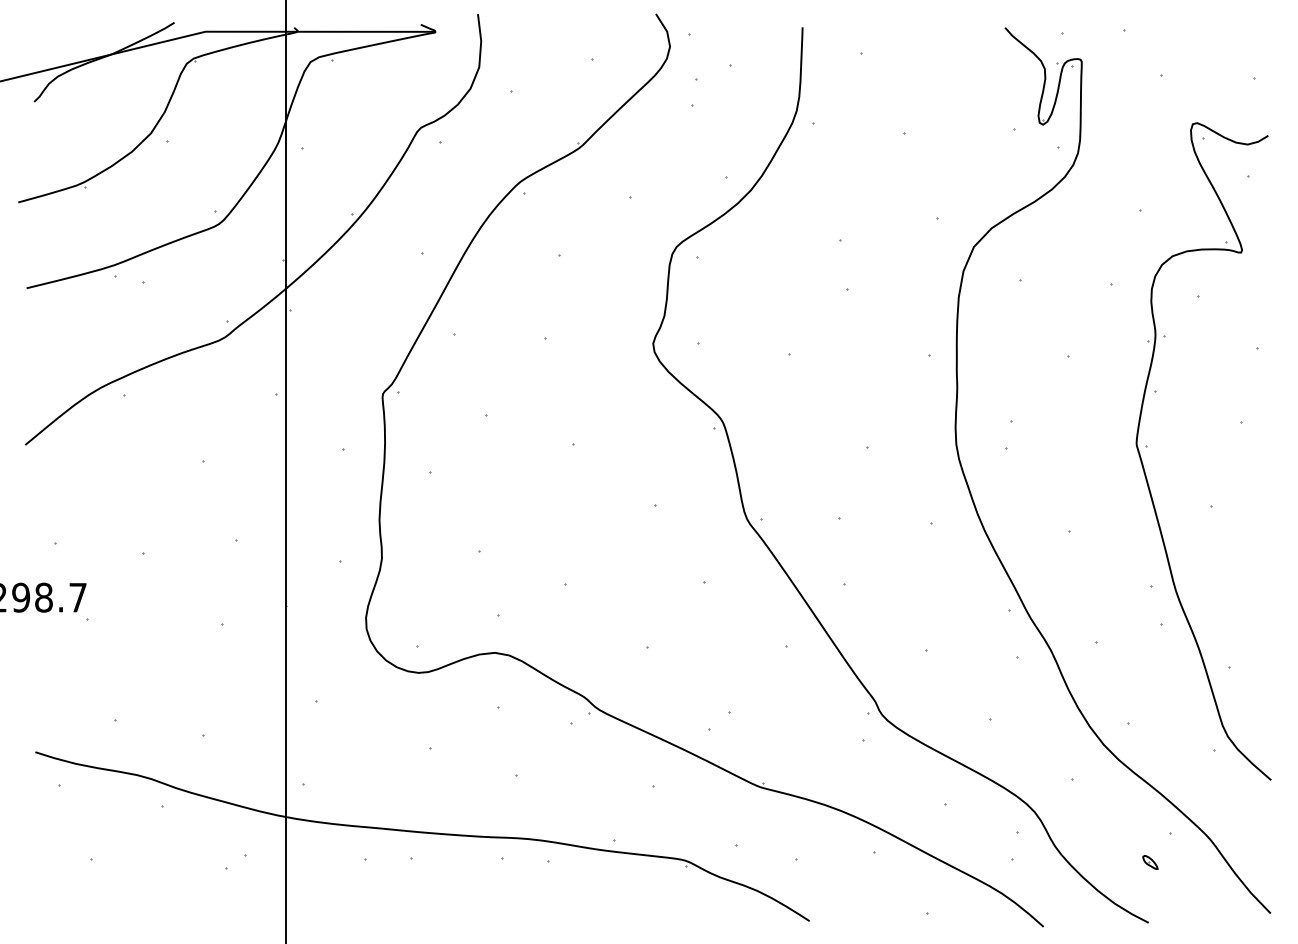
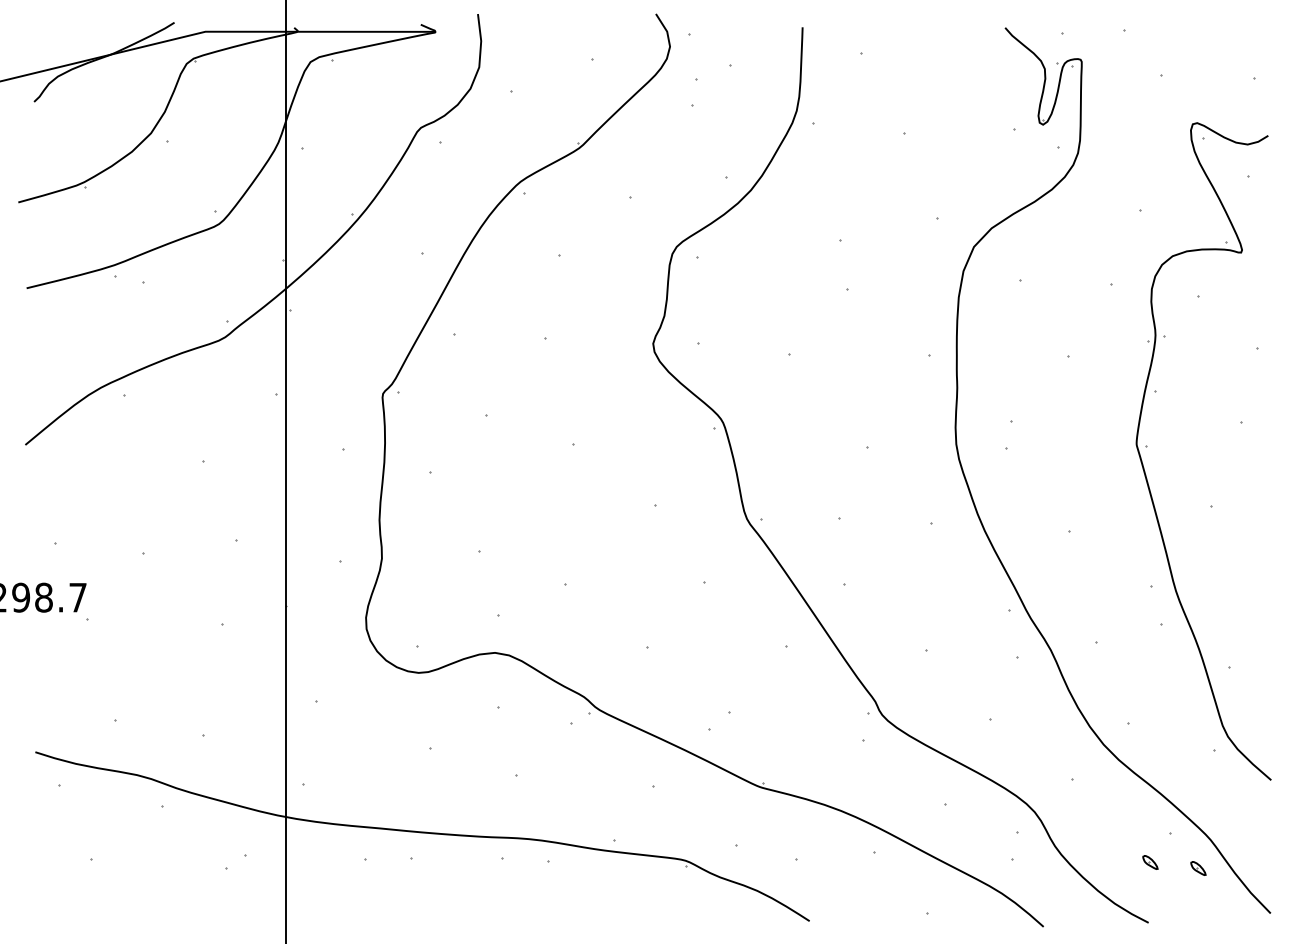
part: none -> present (1198, 868)
